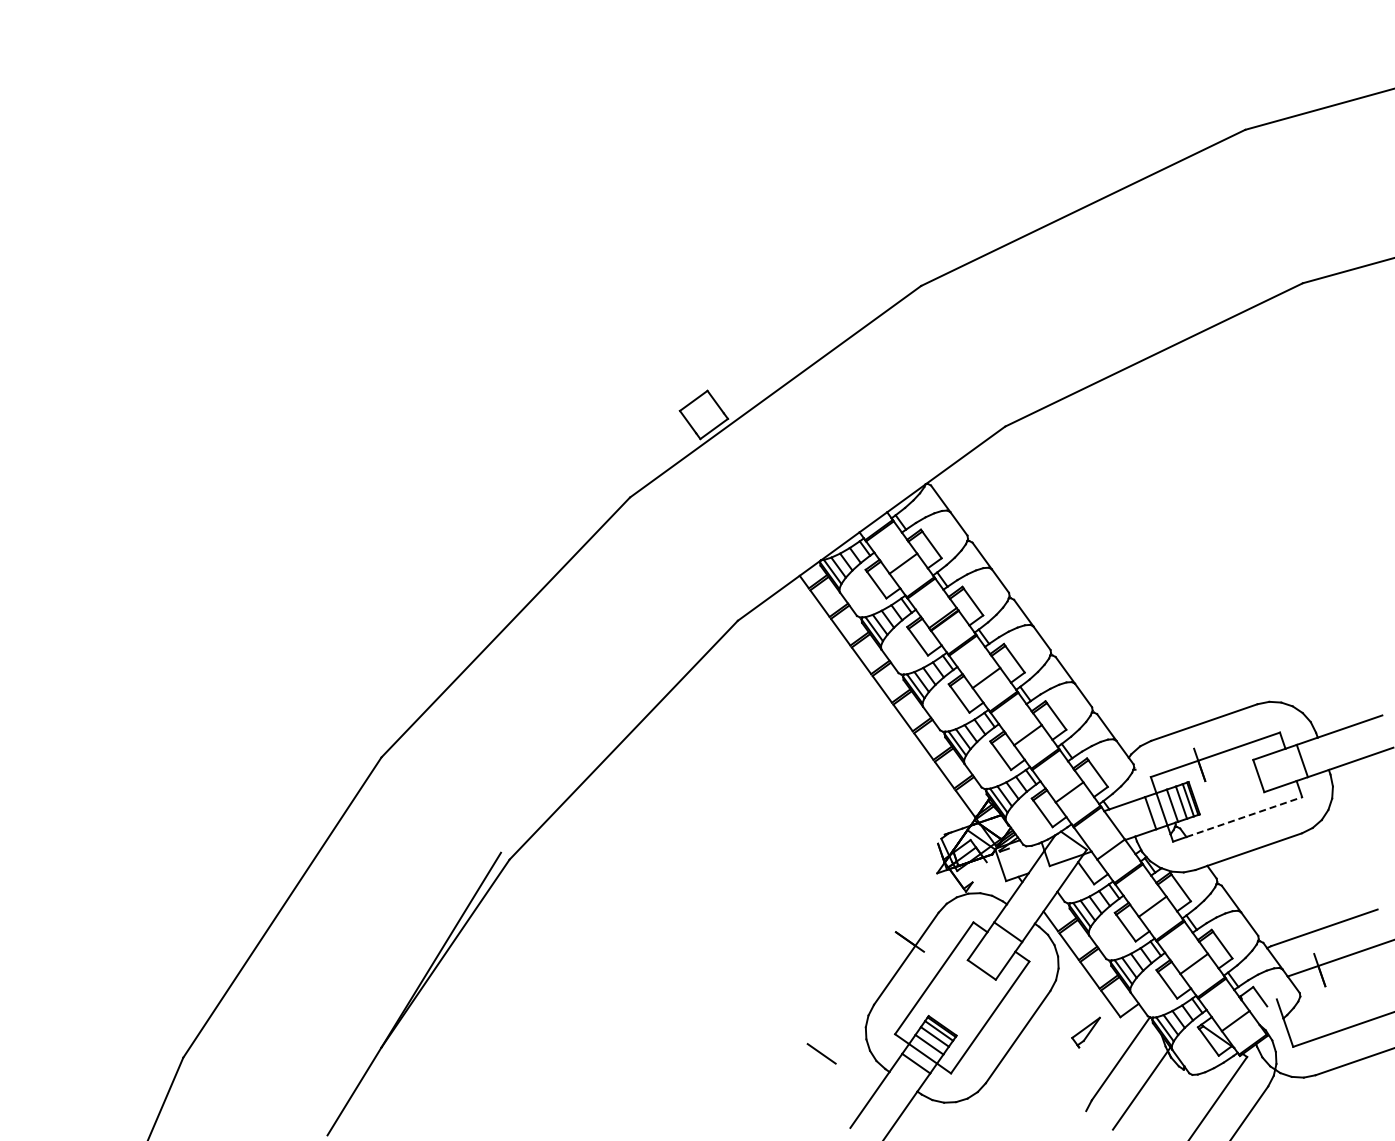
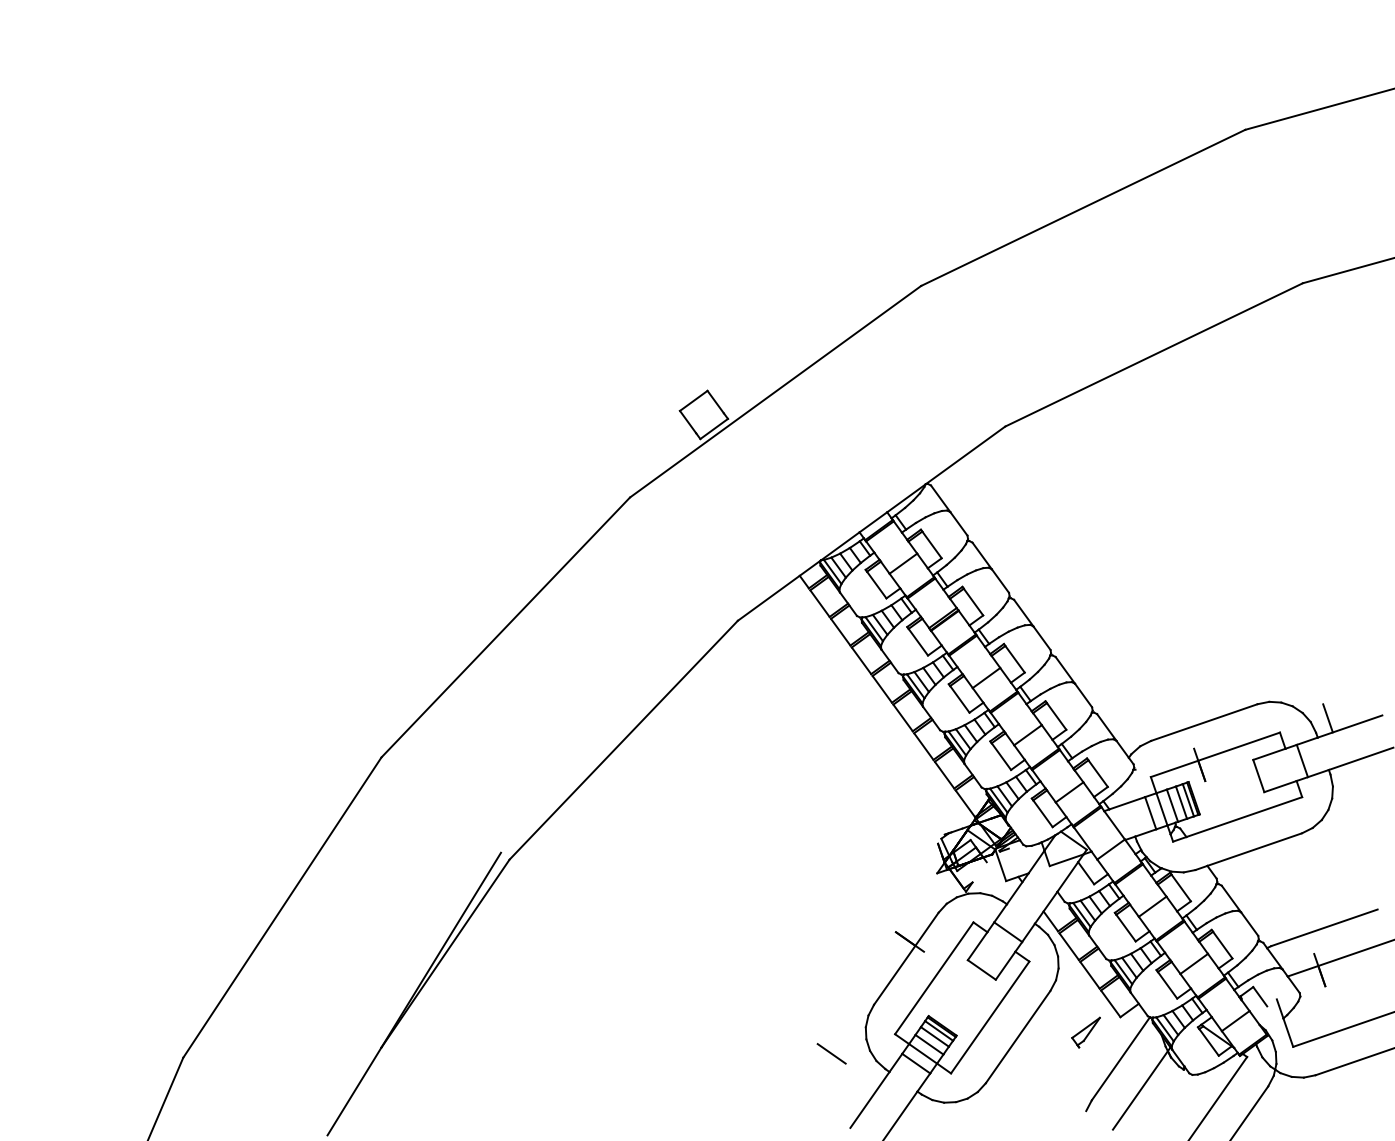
line: none -> present (1327, 718)
line: dashed -> solid (1244, 816)
line position: (821, 1053) -> (831, 1053) (831, 1053)
